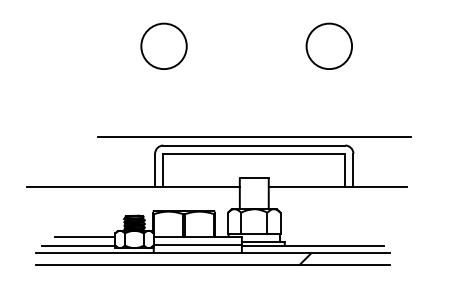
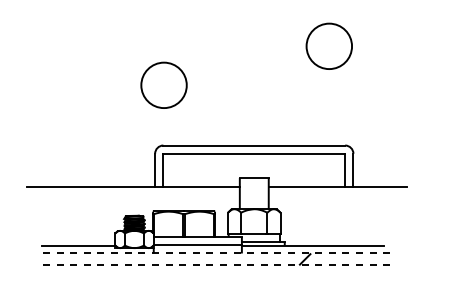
circle position: (163, 45) -> (163, 84) (163, 84)
line: present -> none (253, 137)
line: present -> none (84, 236)
line: solid -> dashed (212, 253)
line: solid -> dashed (212, 265)
